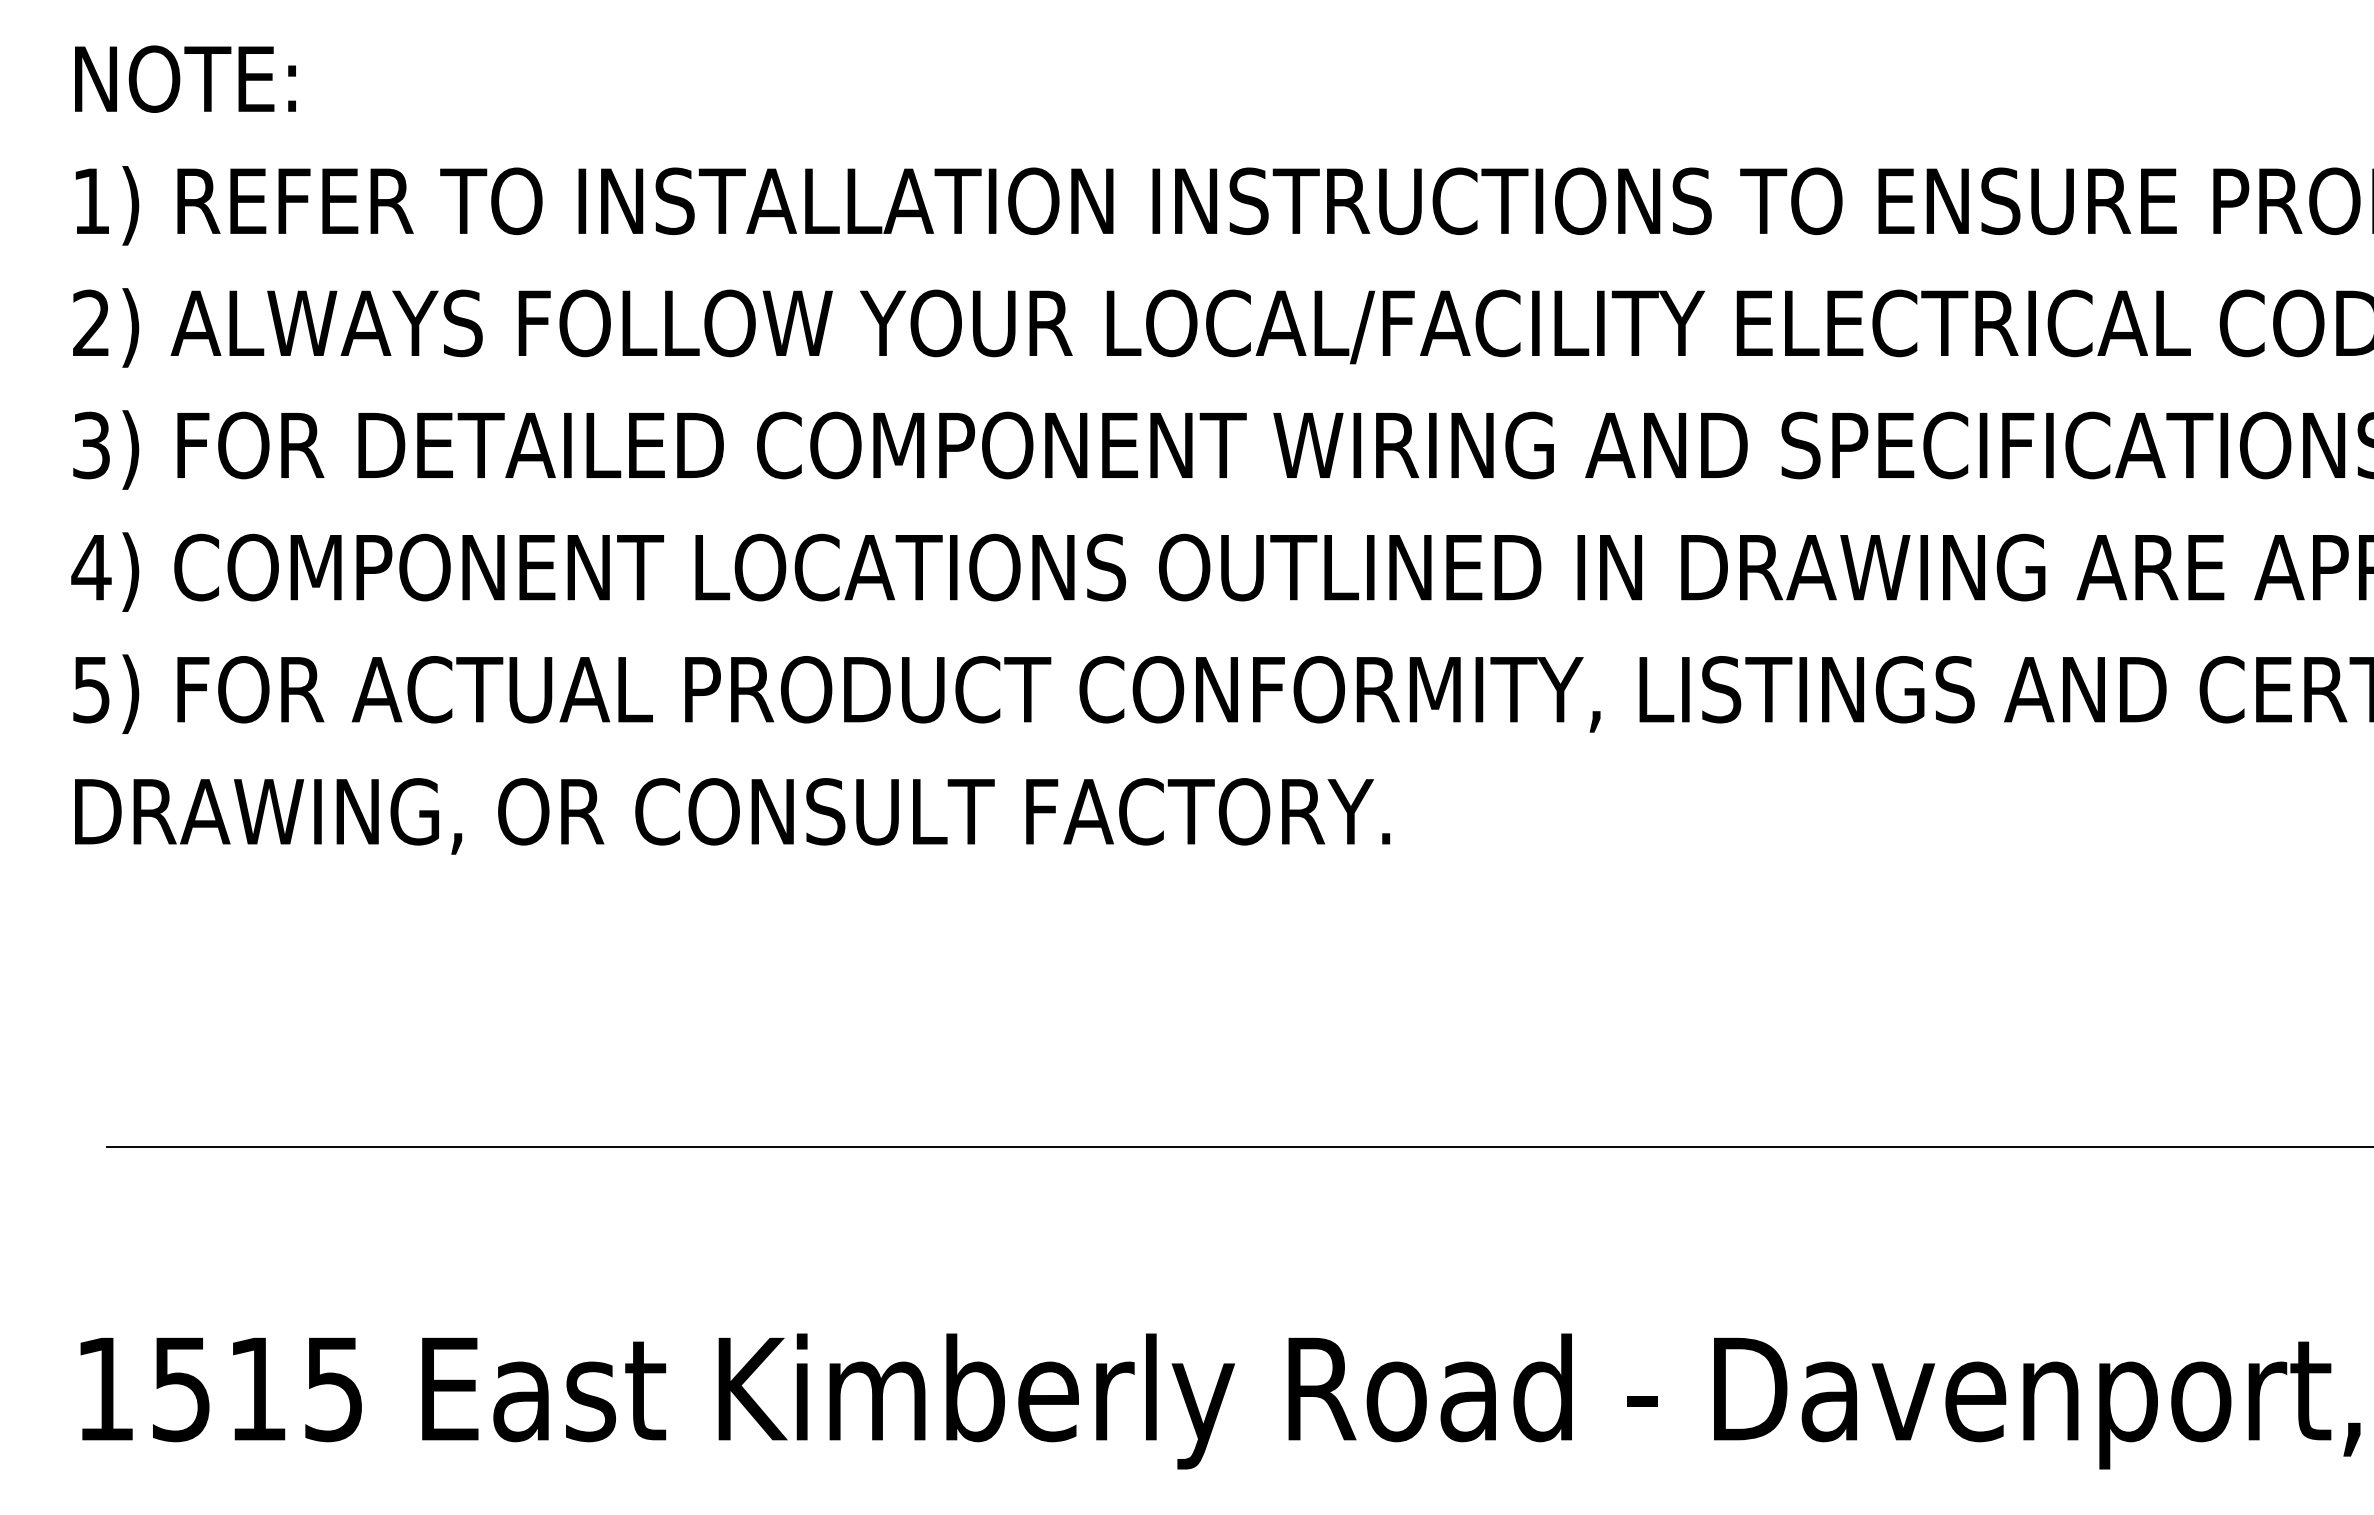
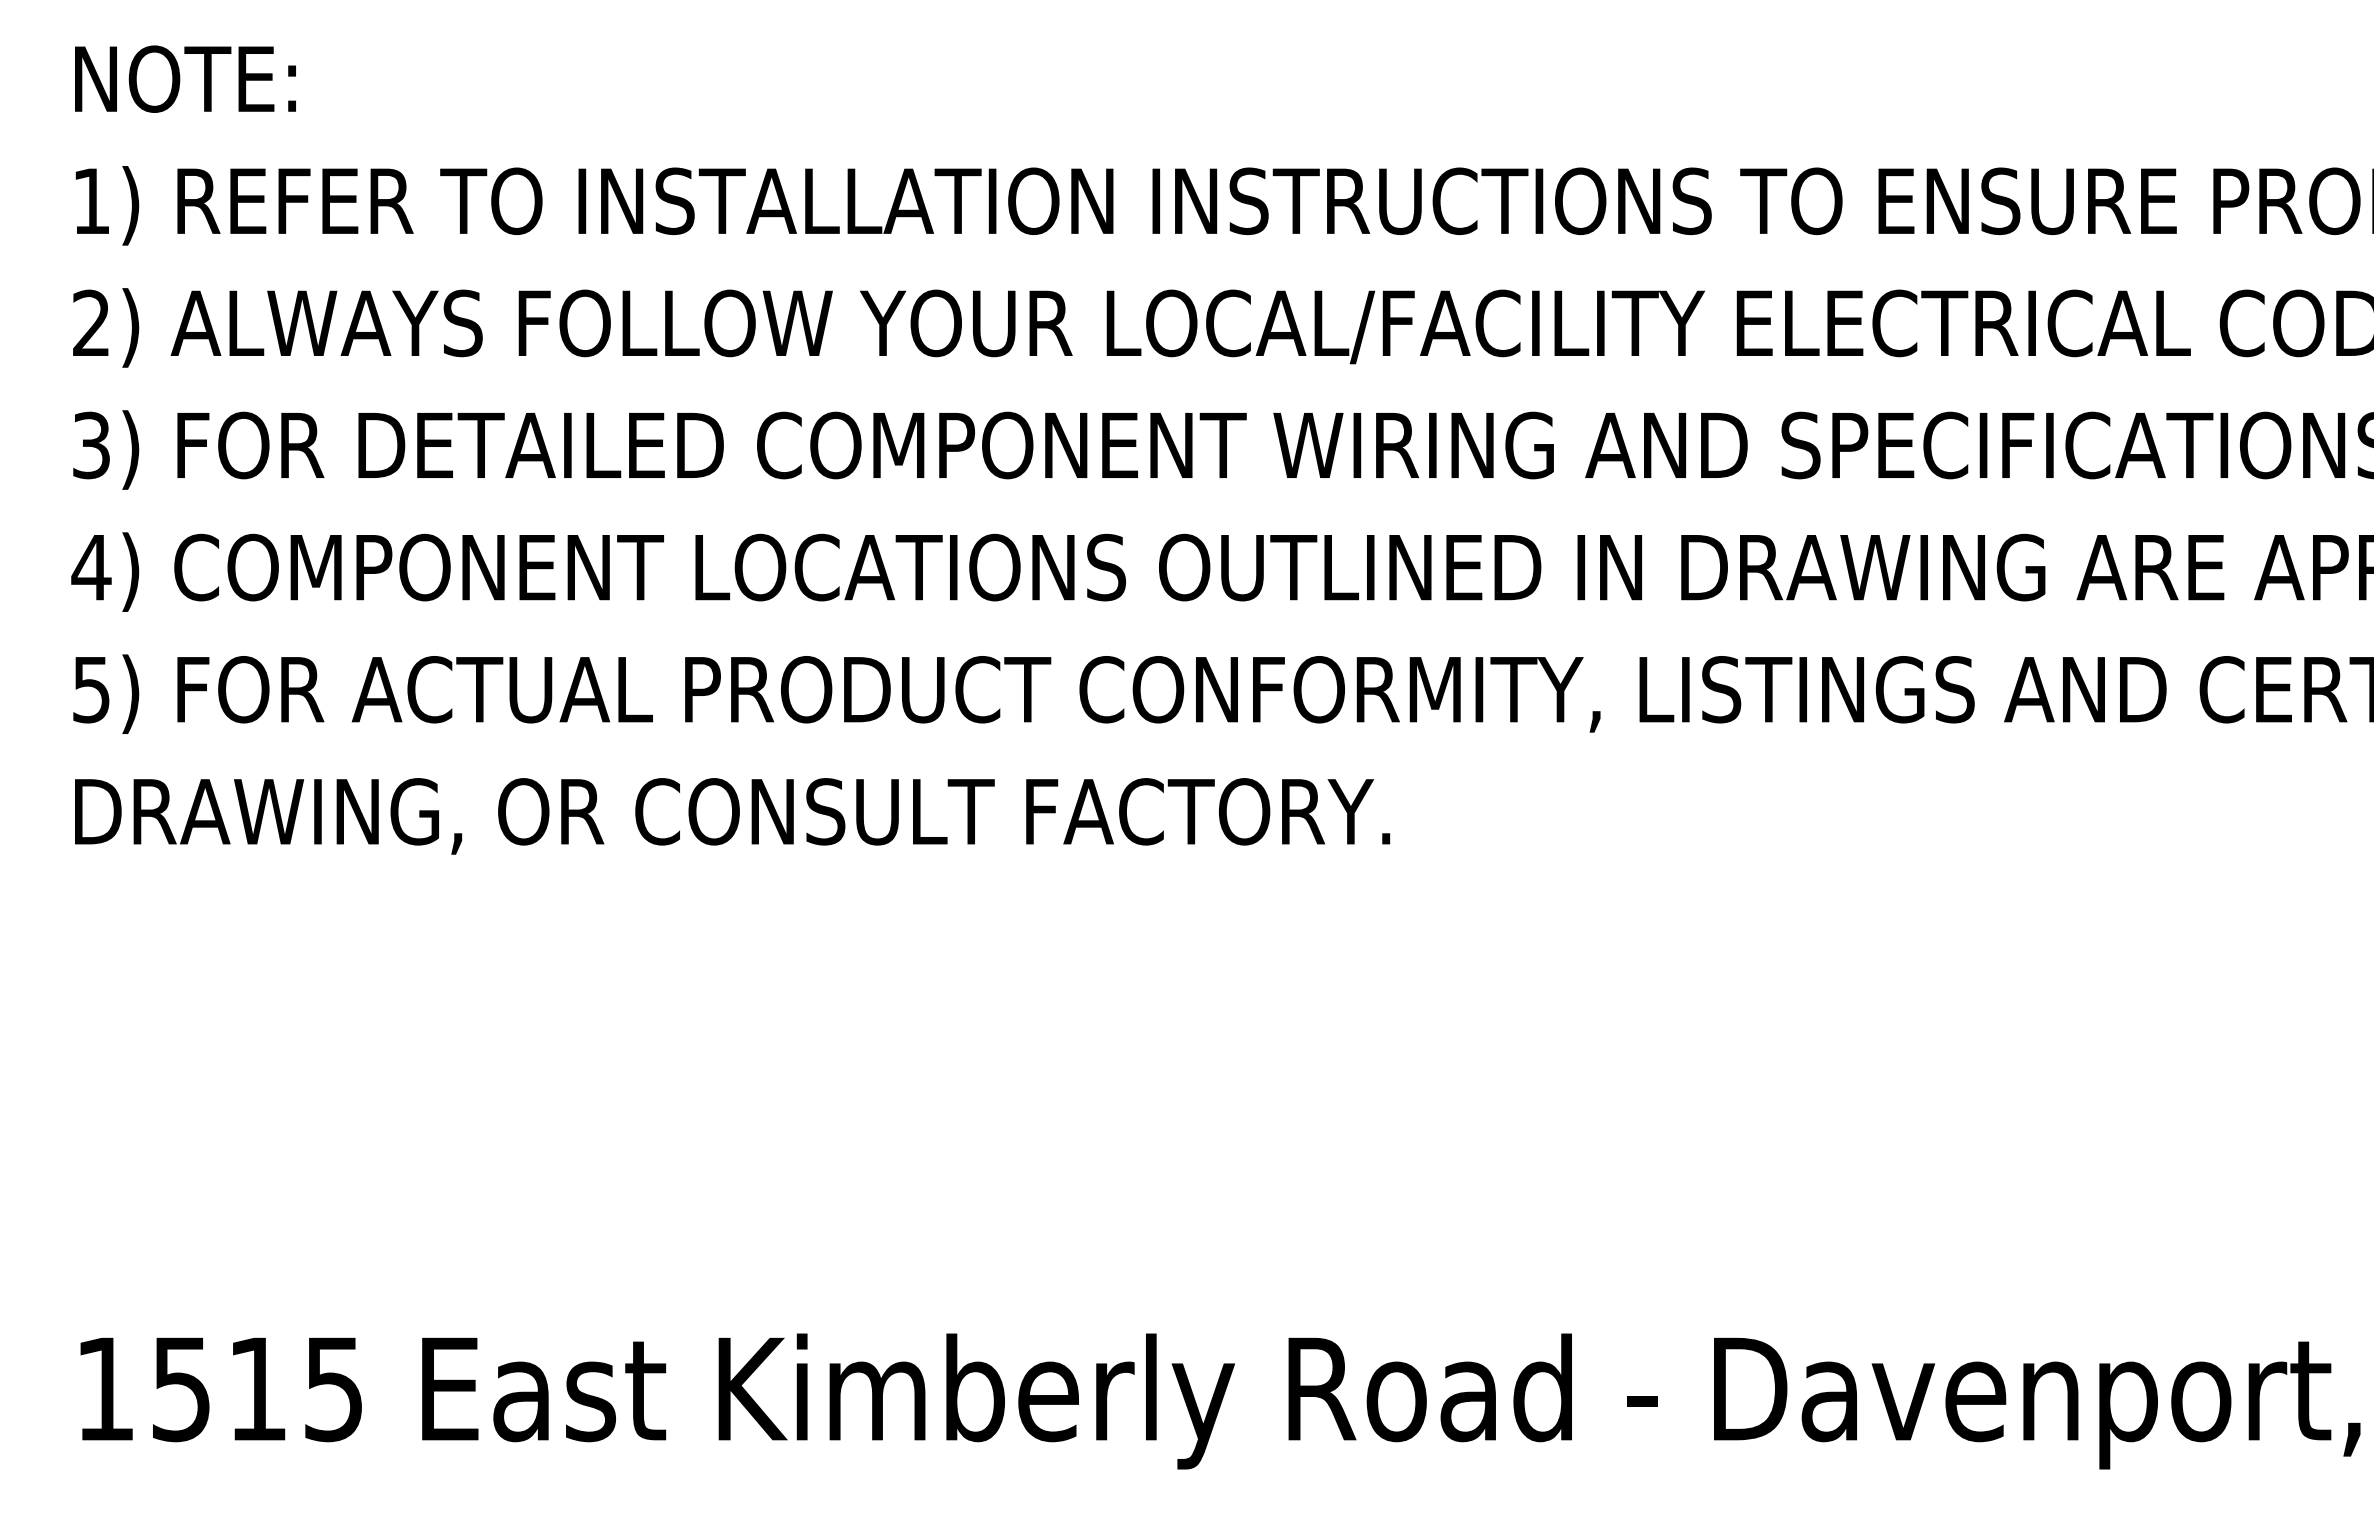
line: present -> none (1238, 1146)
